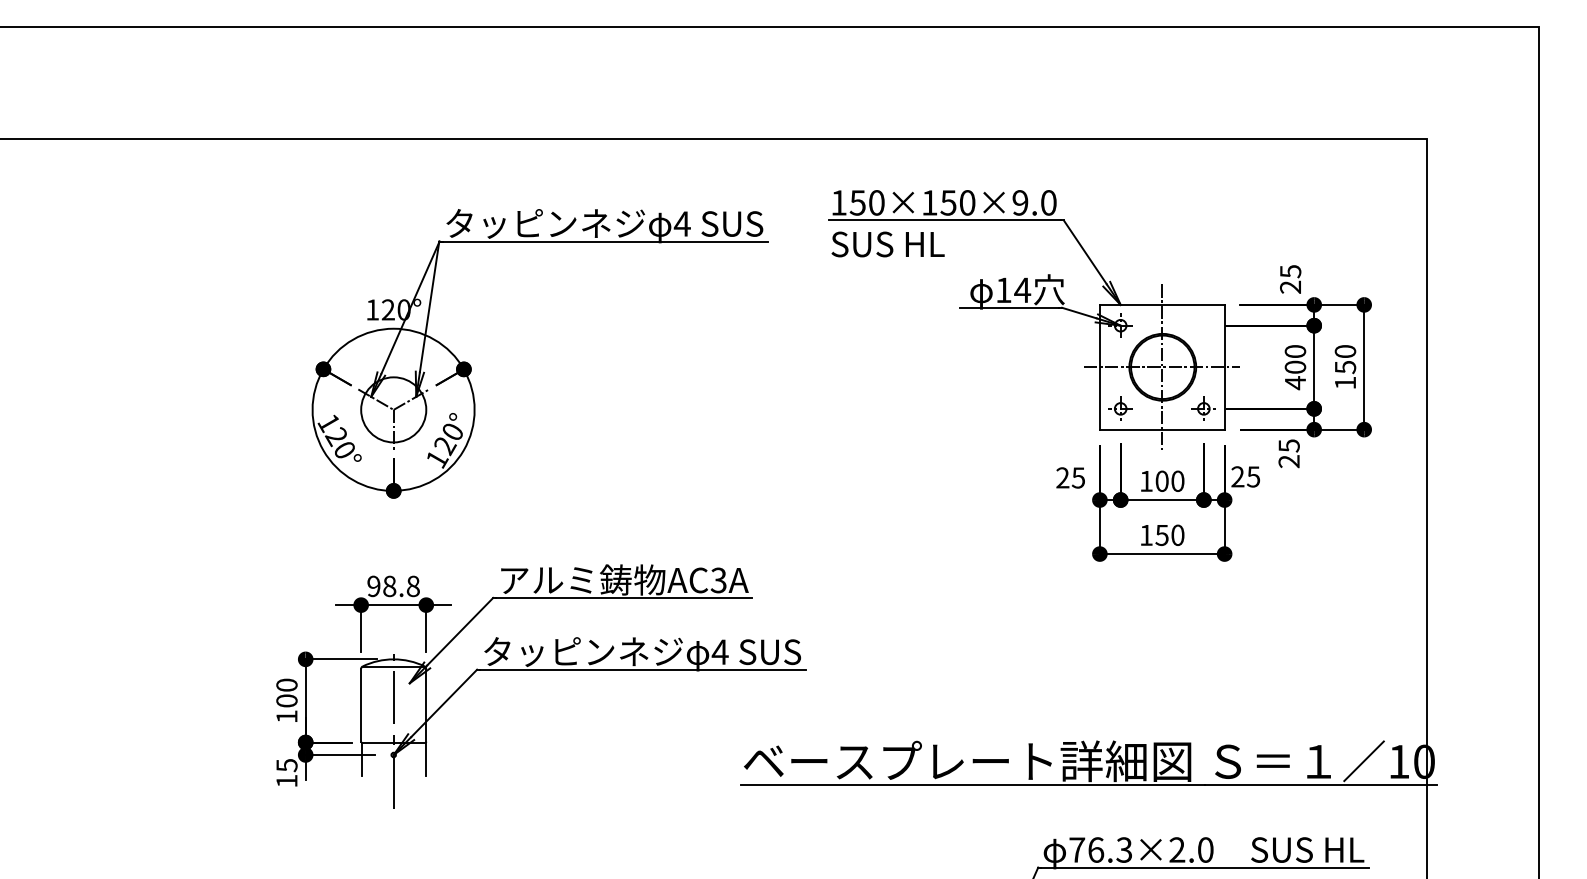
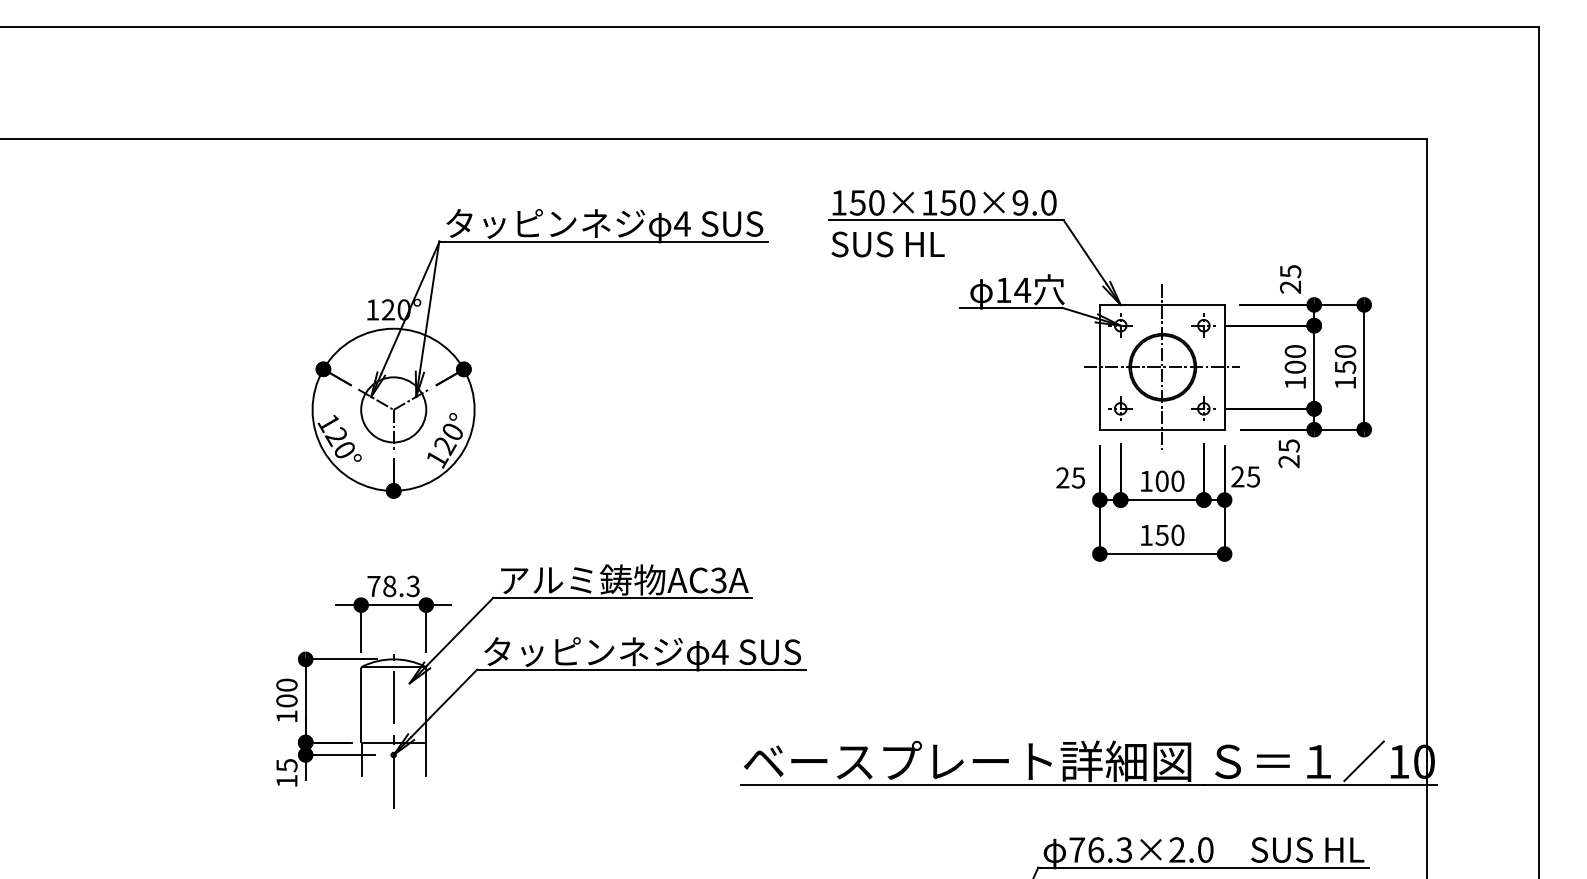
part: none -> present (1203, 325)
text: 400 -> 100 (1295, 383)
text: 98.8 -> 78.3 (393, 586)
